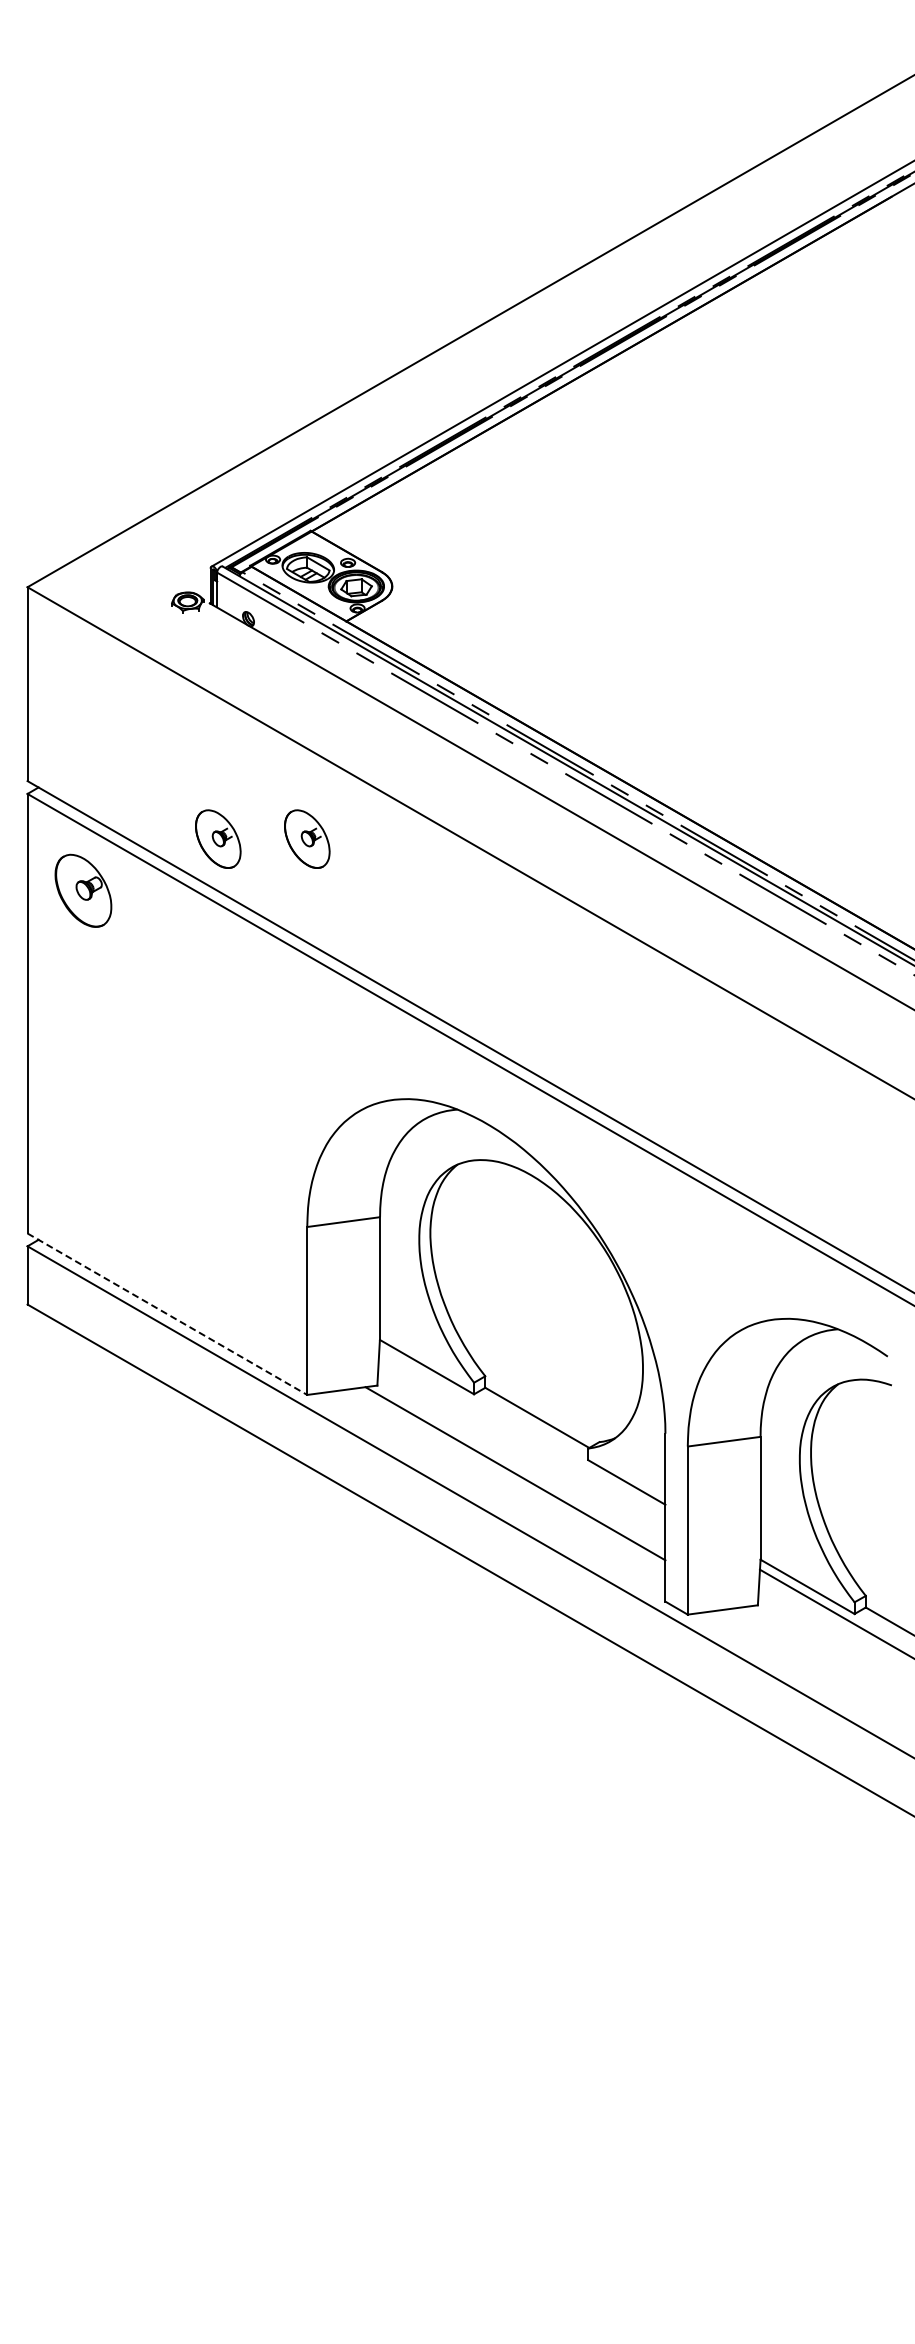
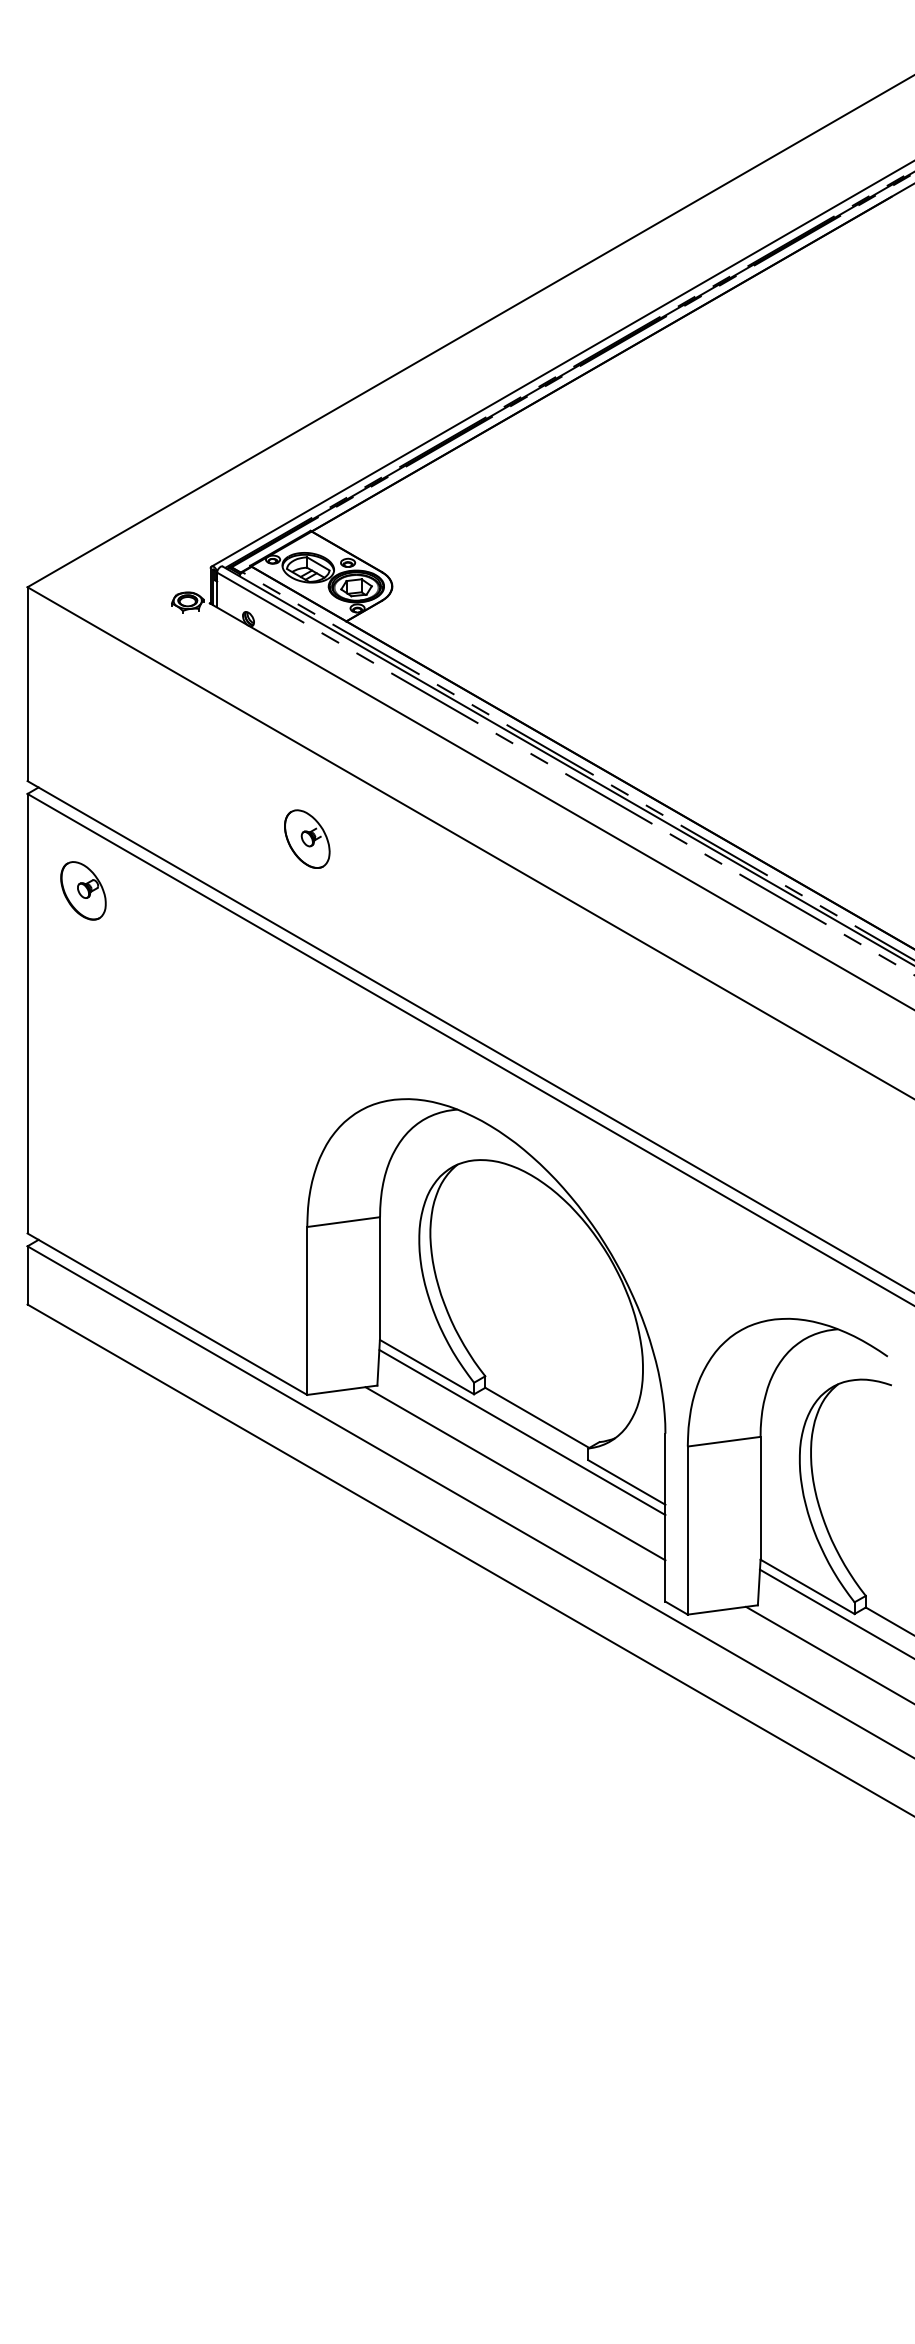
part: present -> none (218, 838)
part size: 59x75 px -> 47x60 px (83, 890)
line: dashed -> solid (167, 1314)
line: none -> present (522, 1432)
line: none -> present (828, 1654)
